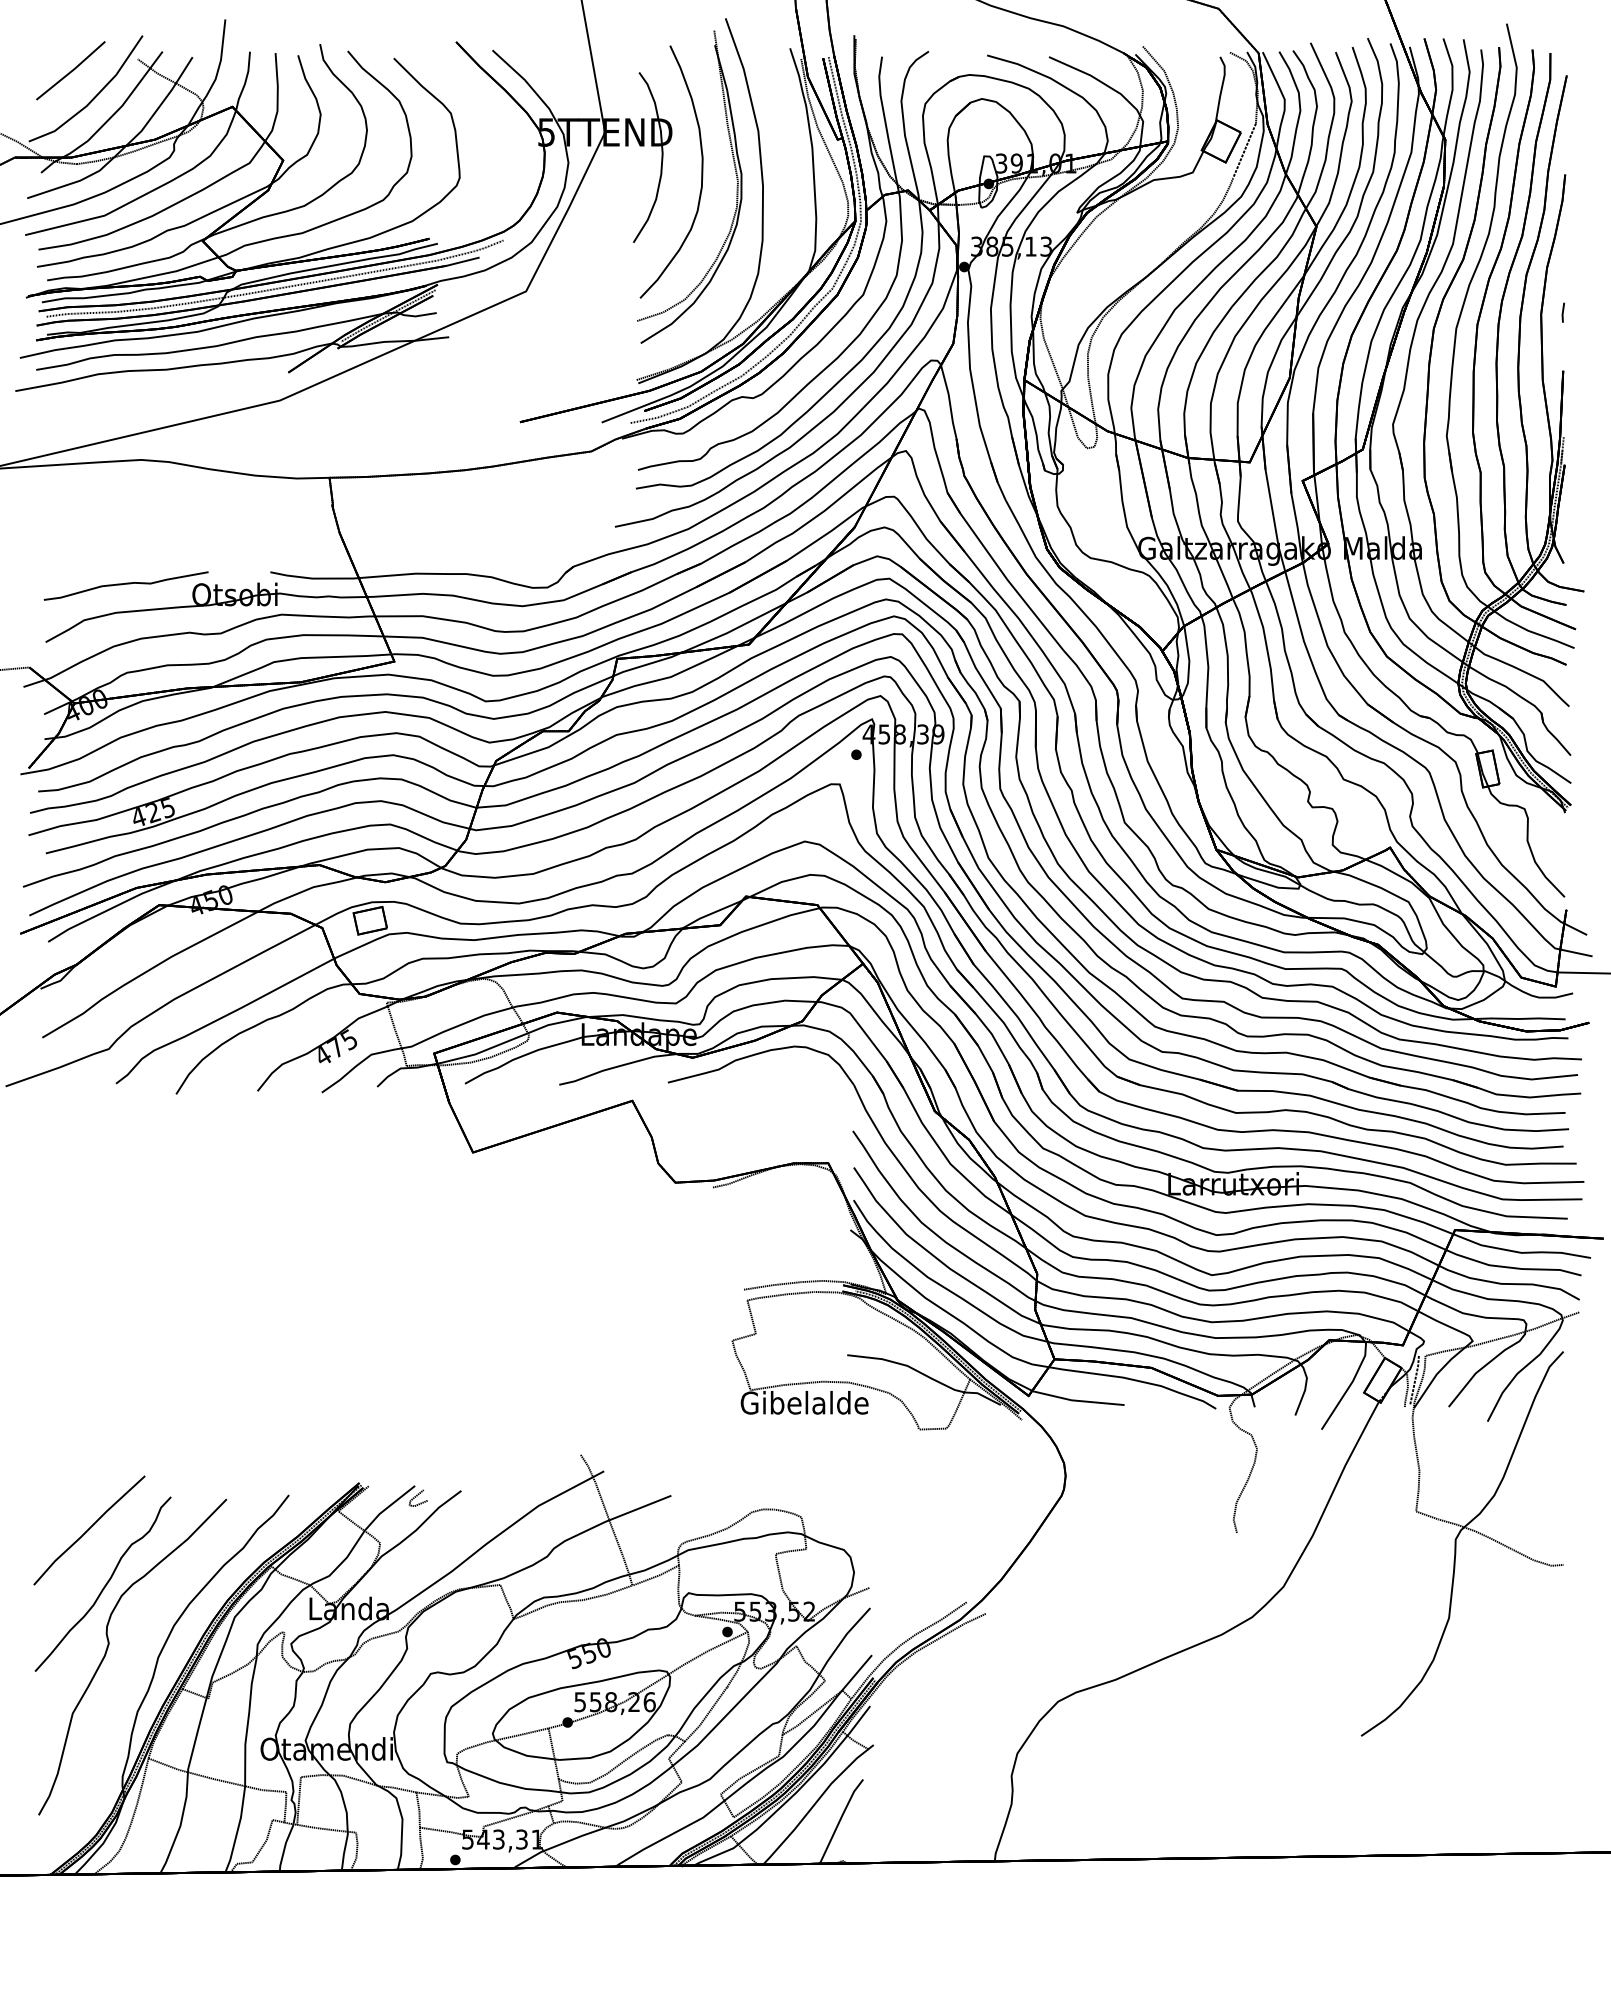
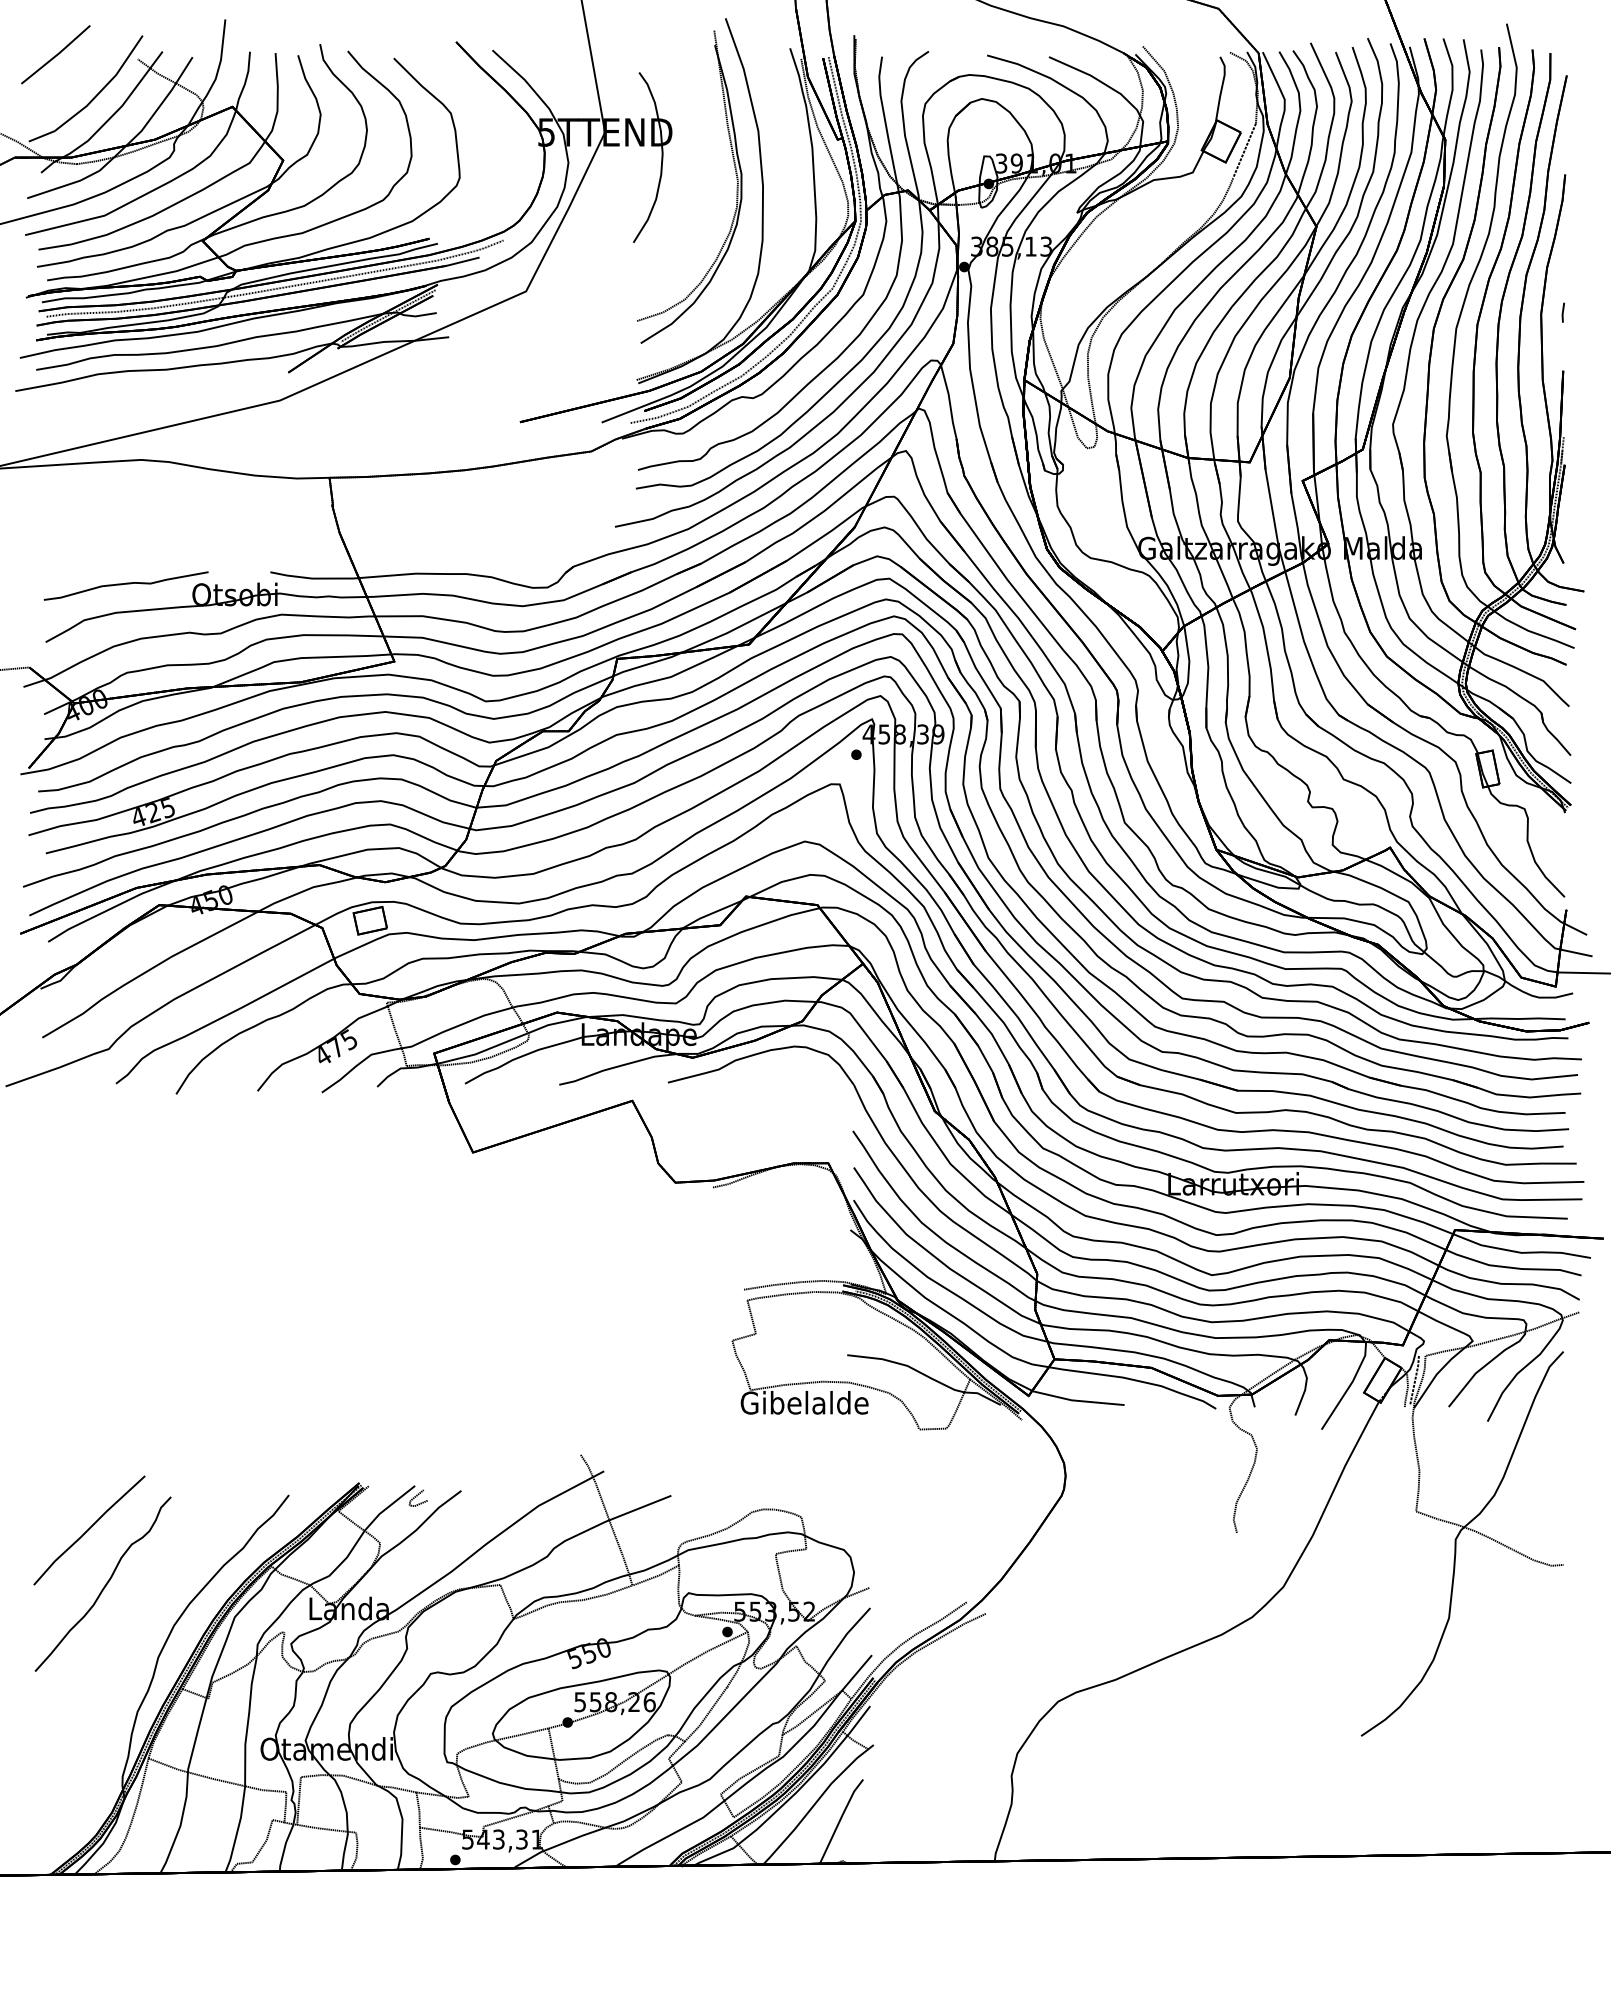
line position: (71, 70) -> (56, 54) (56, 54)
curve: present -> none (701, 171)
part: present -> none (108, 1648)
